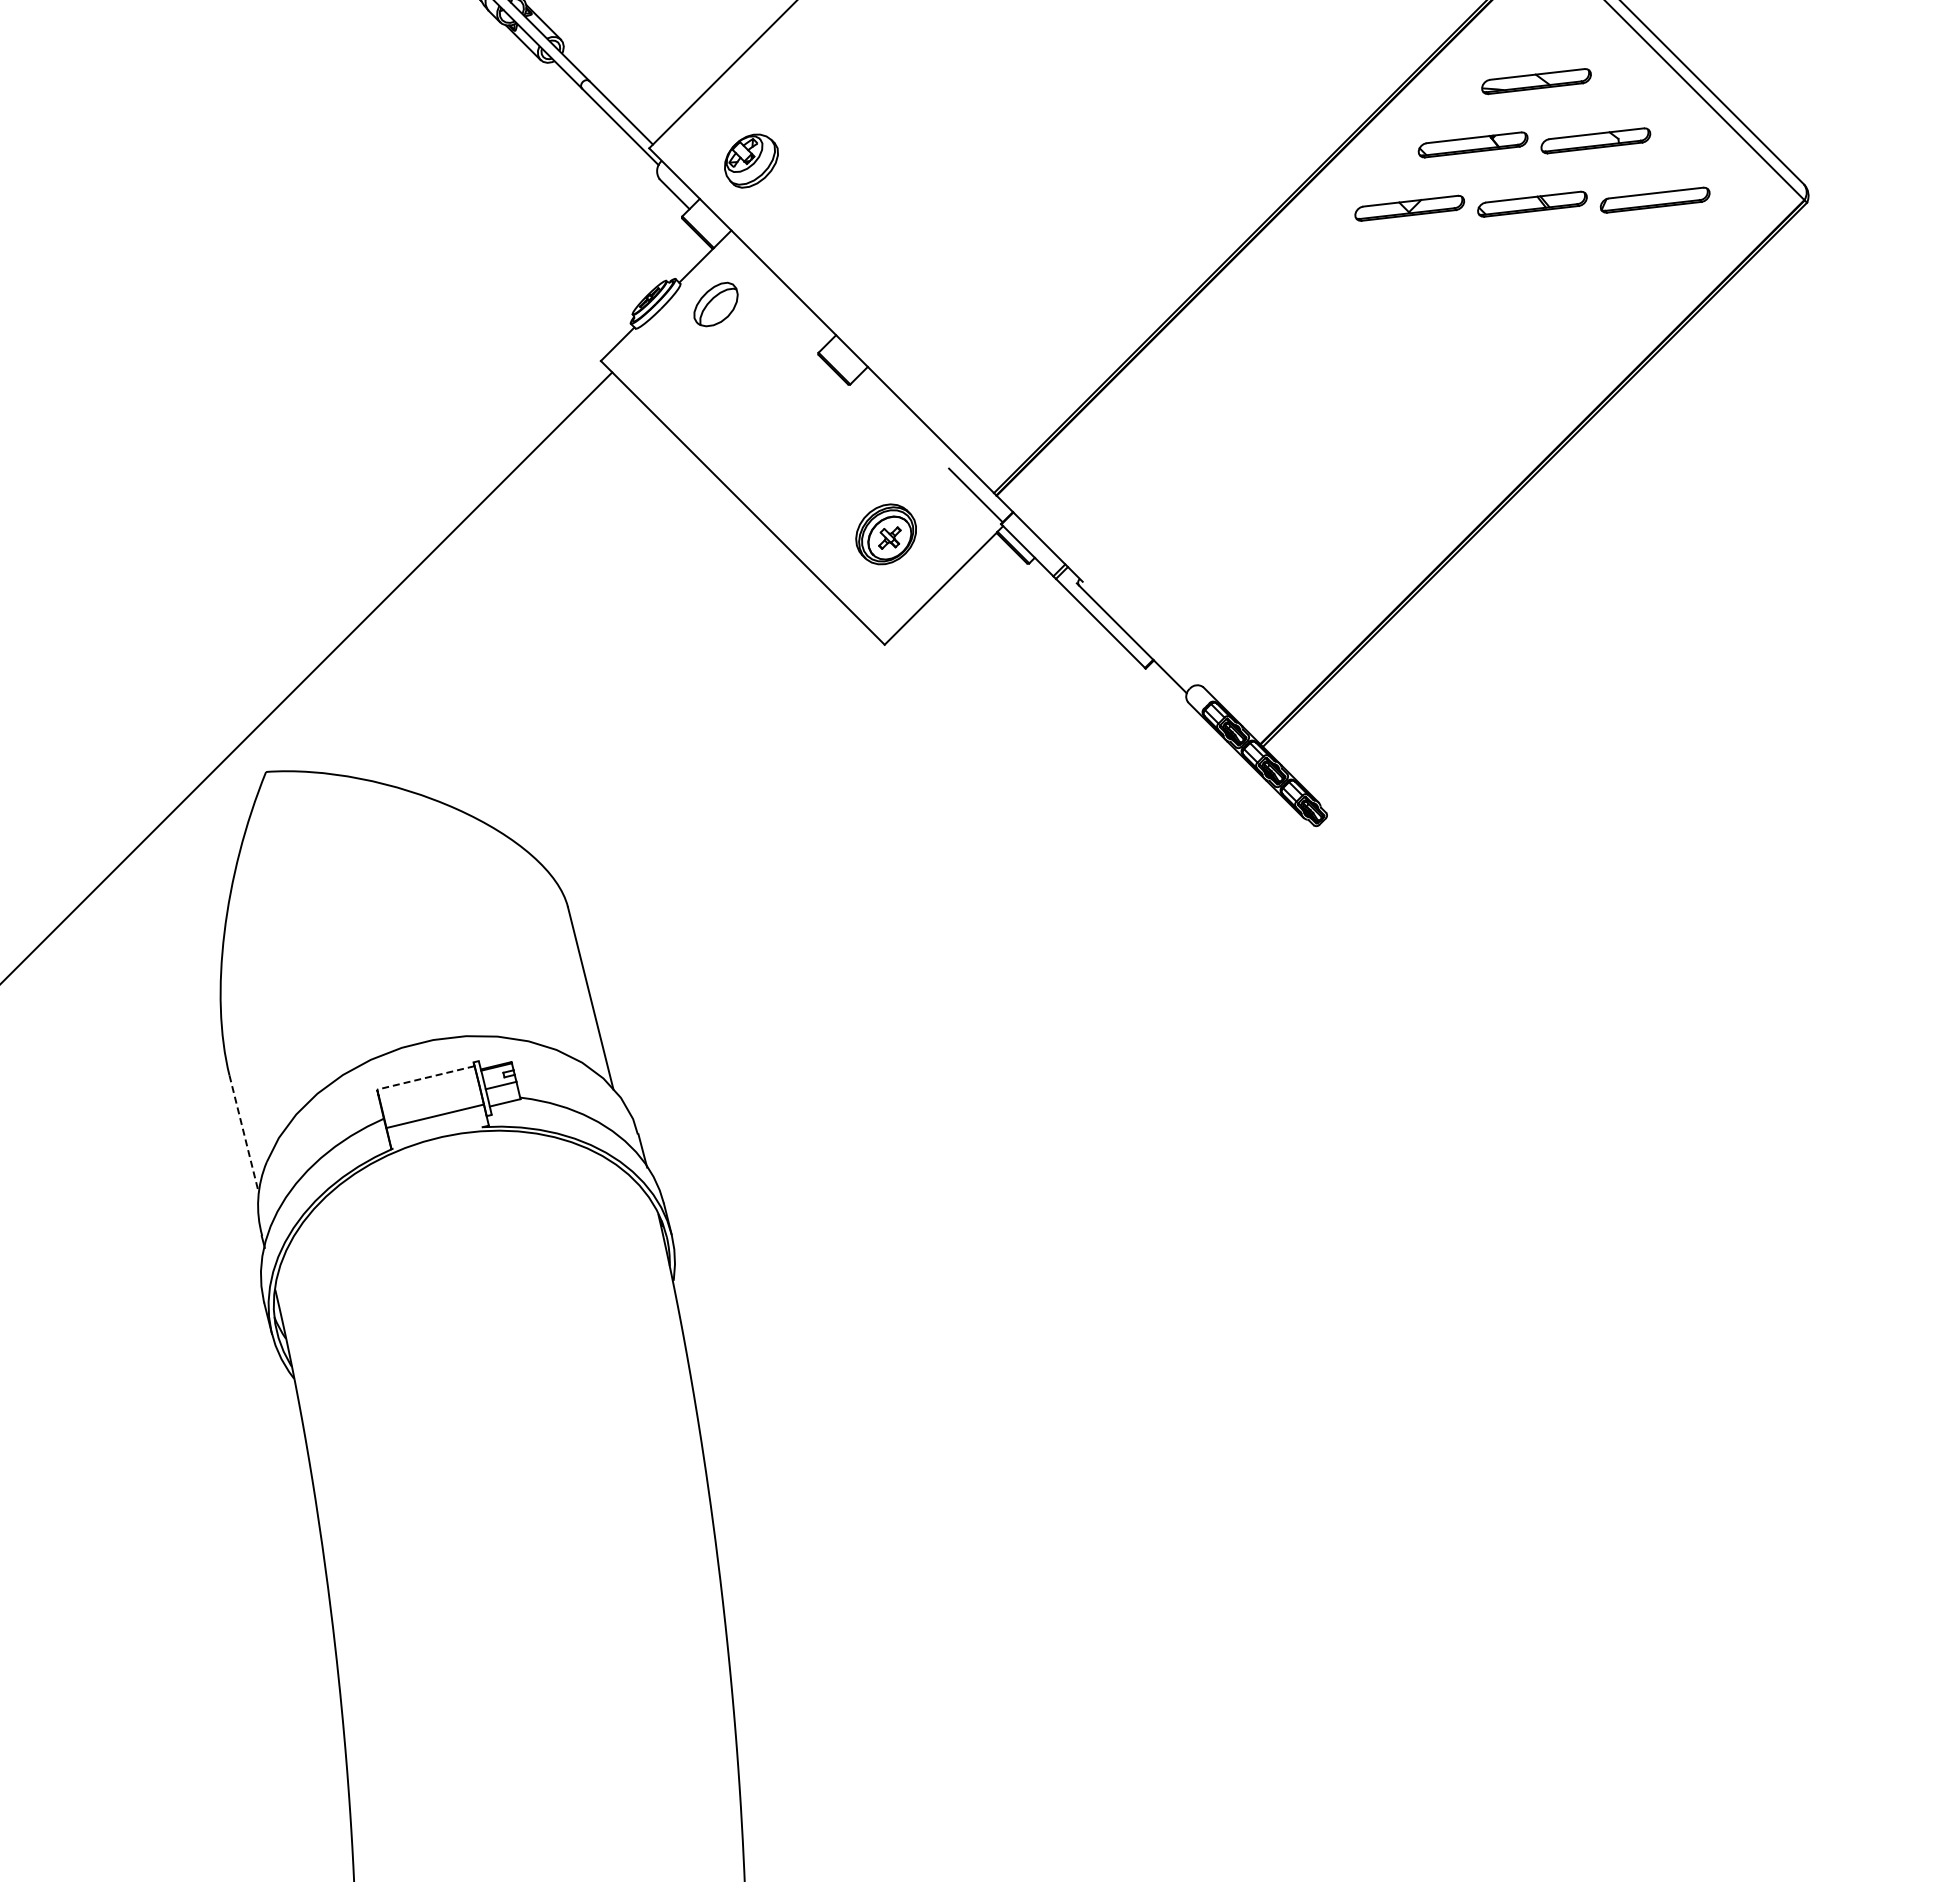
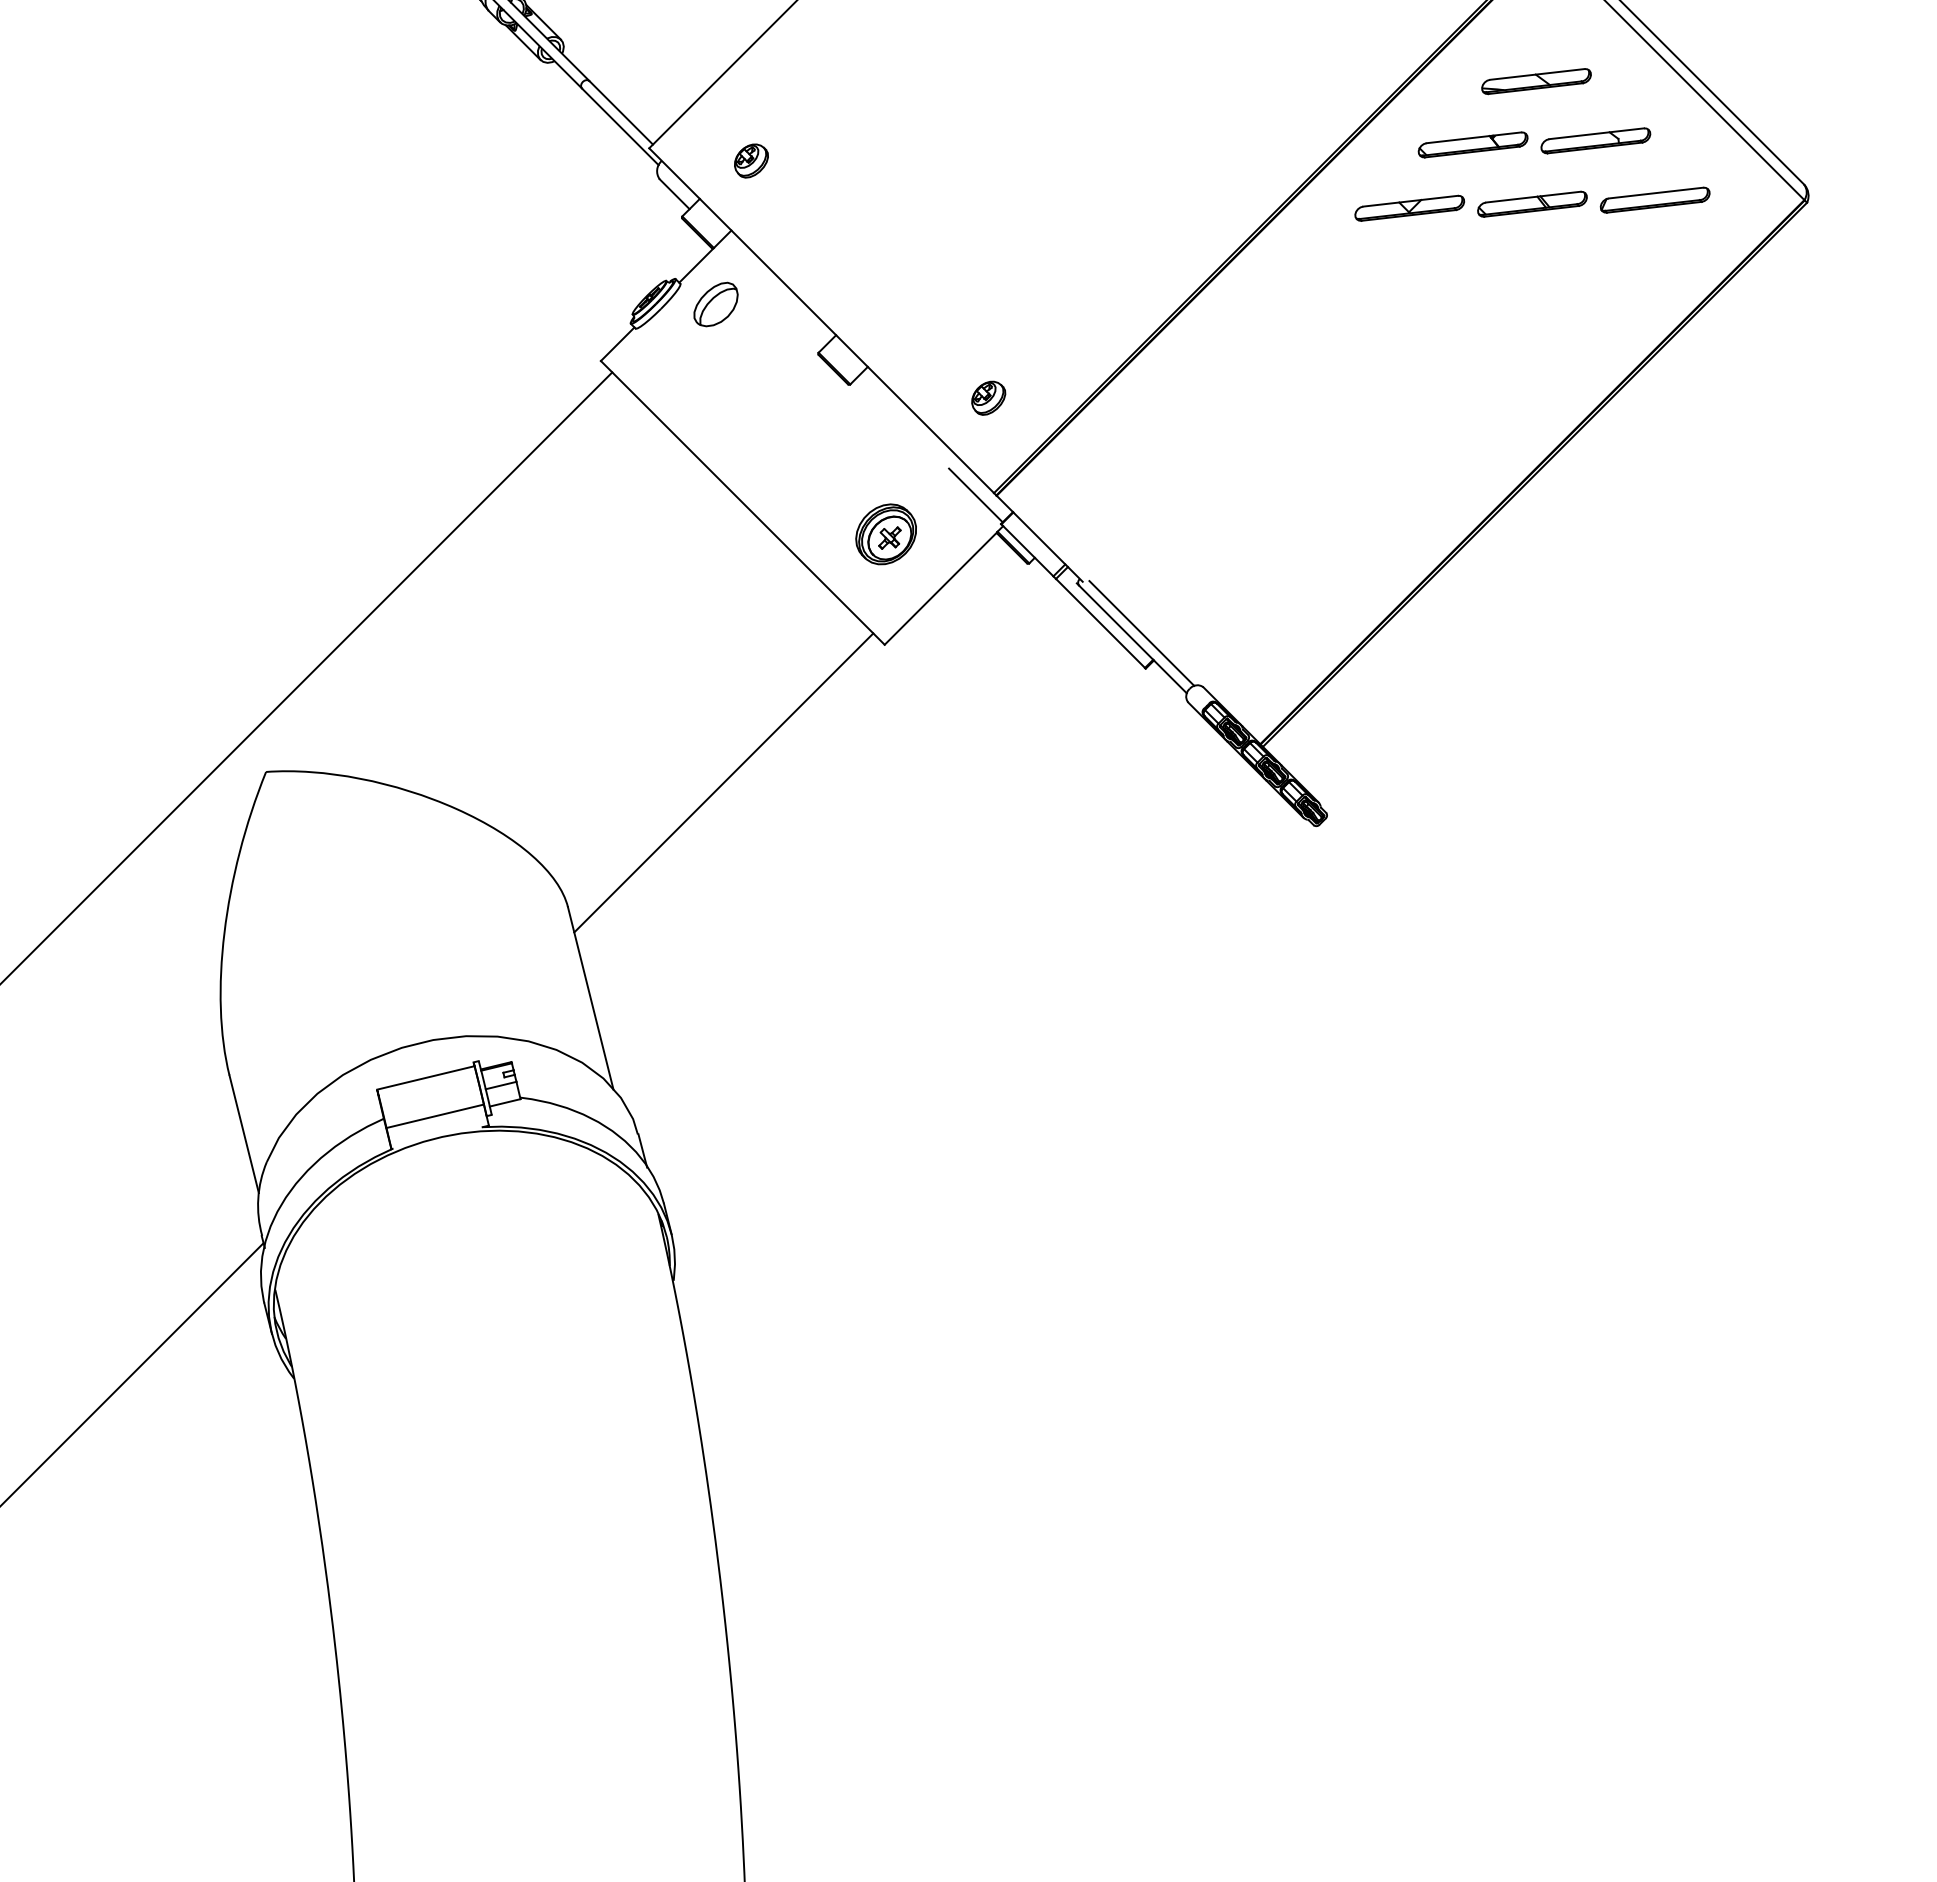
part size: 55x56 px -> 35x36 px (751, 160)
part: none -> present (988, 397)
line: none -> present (1141, 633)
line: none -> present (723, 782)
line: dashed -> solid (425, 1078)
line: dashed -> solid (244, 1134)
line: none -> present (132, 1373)
